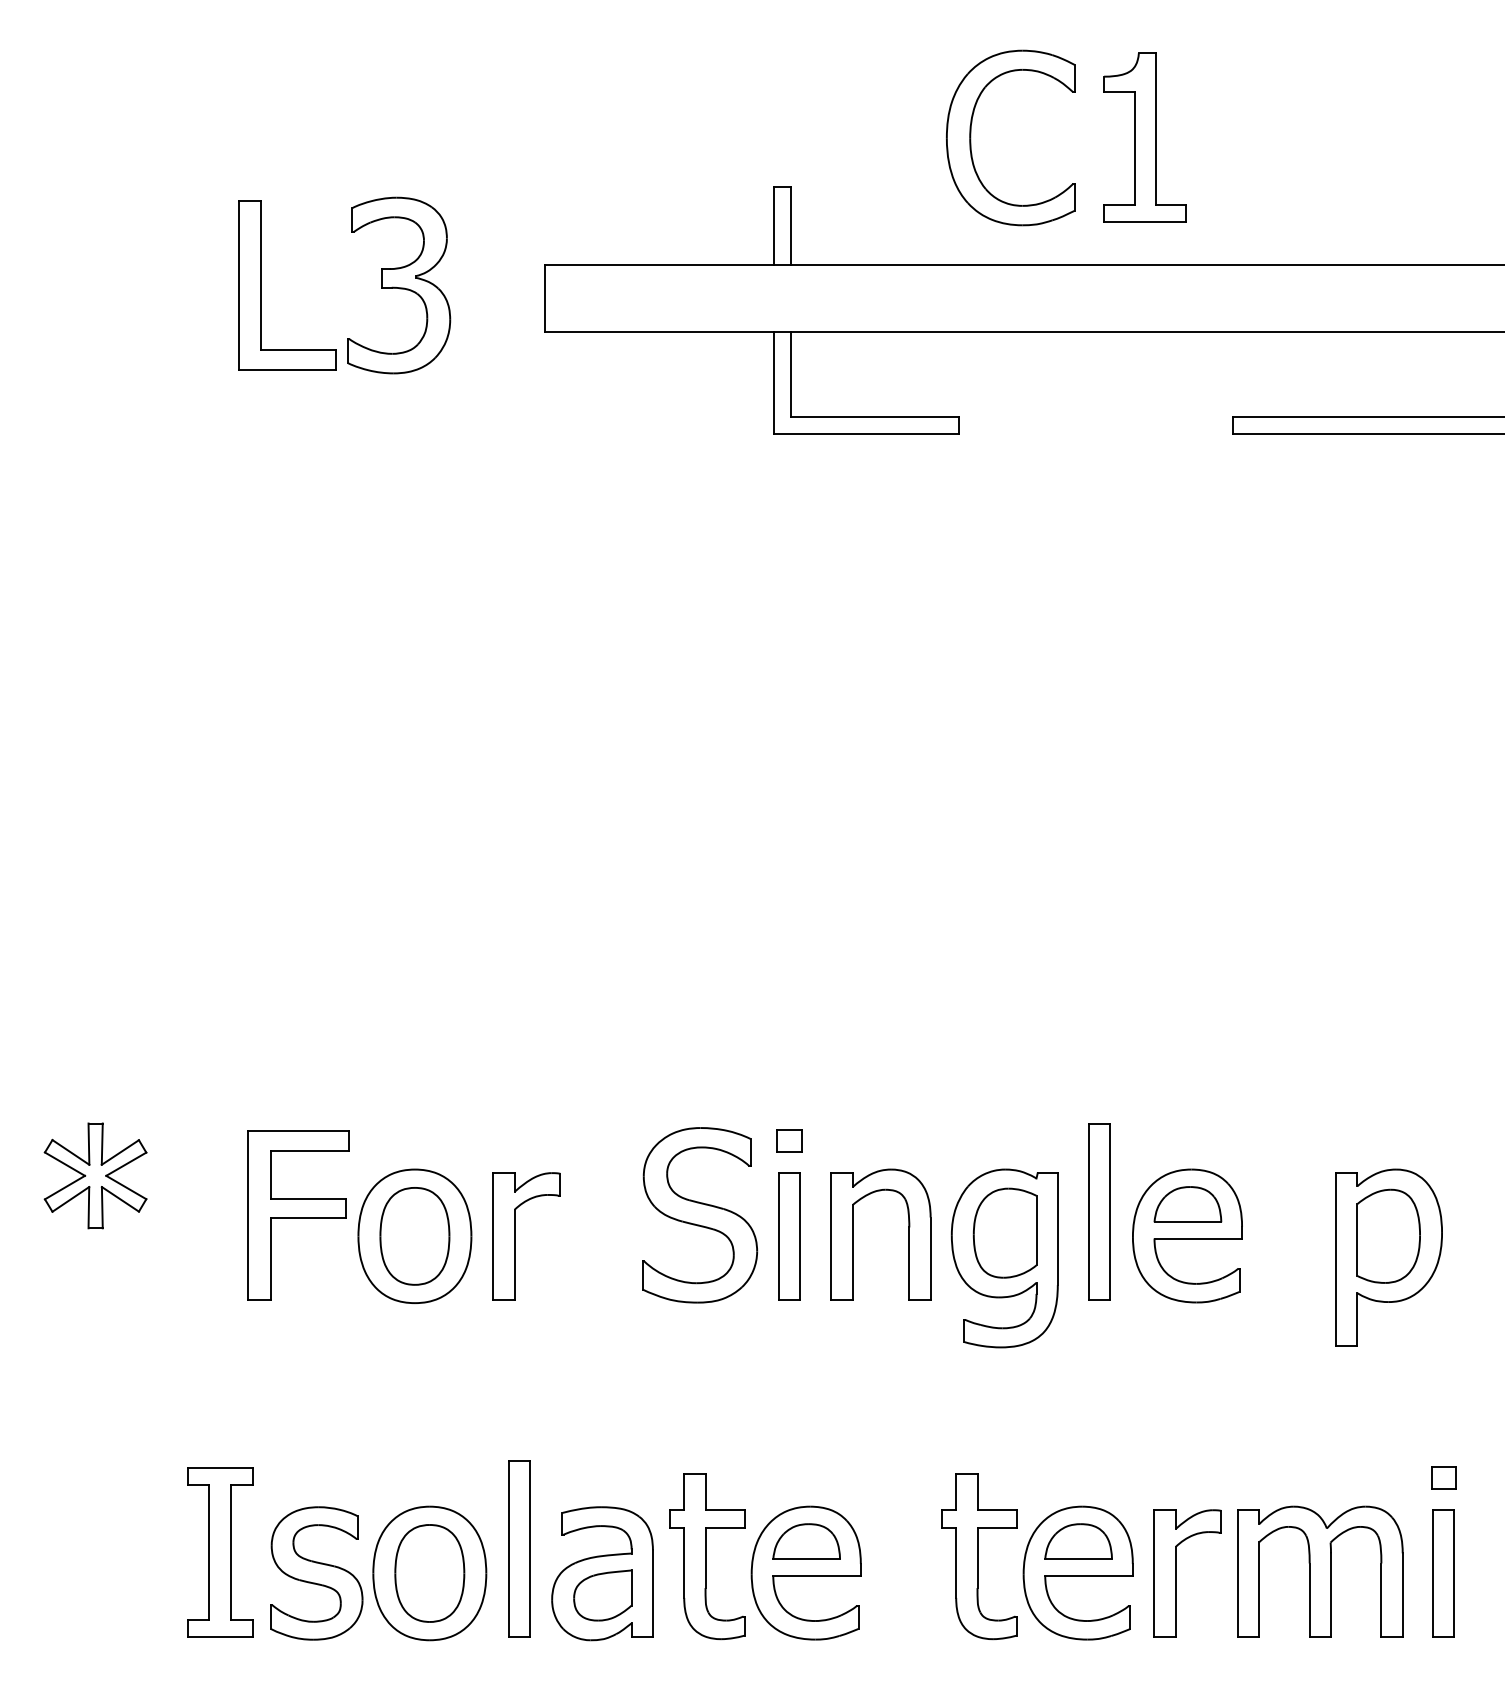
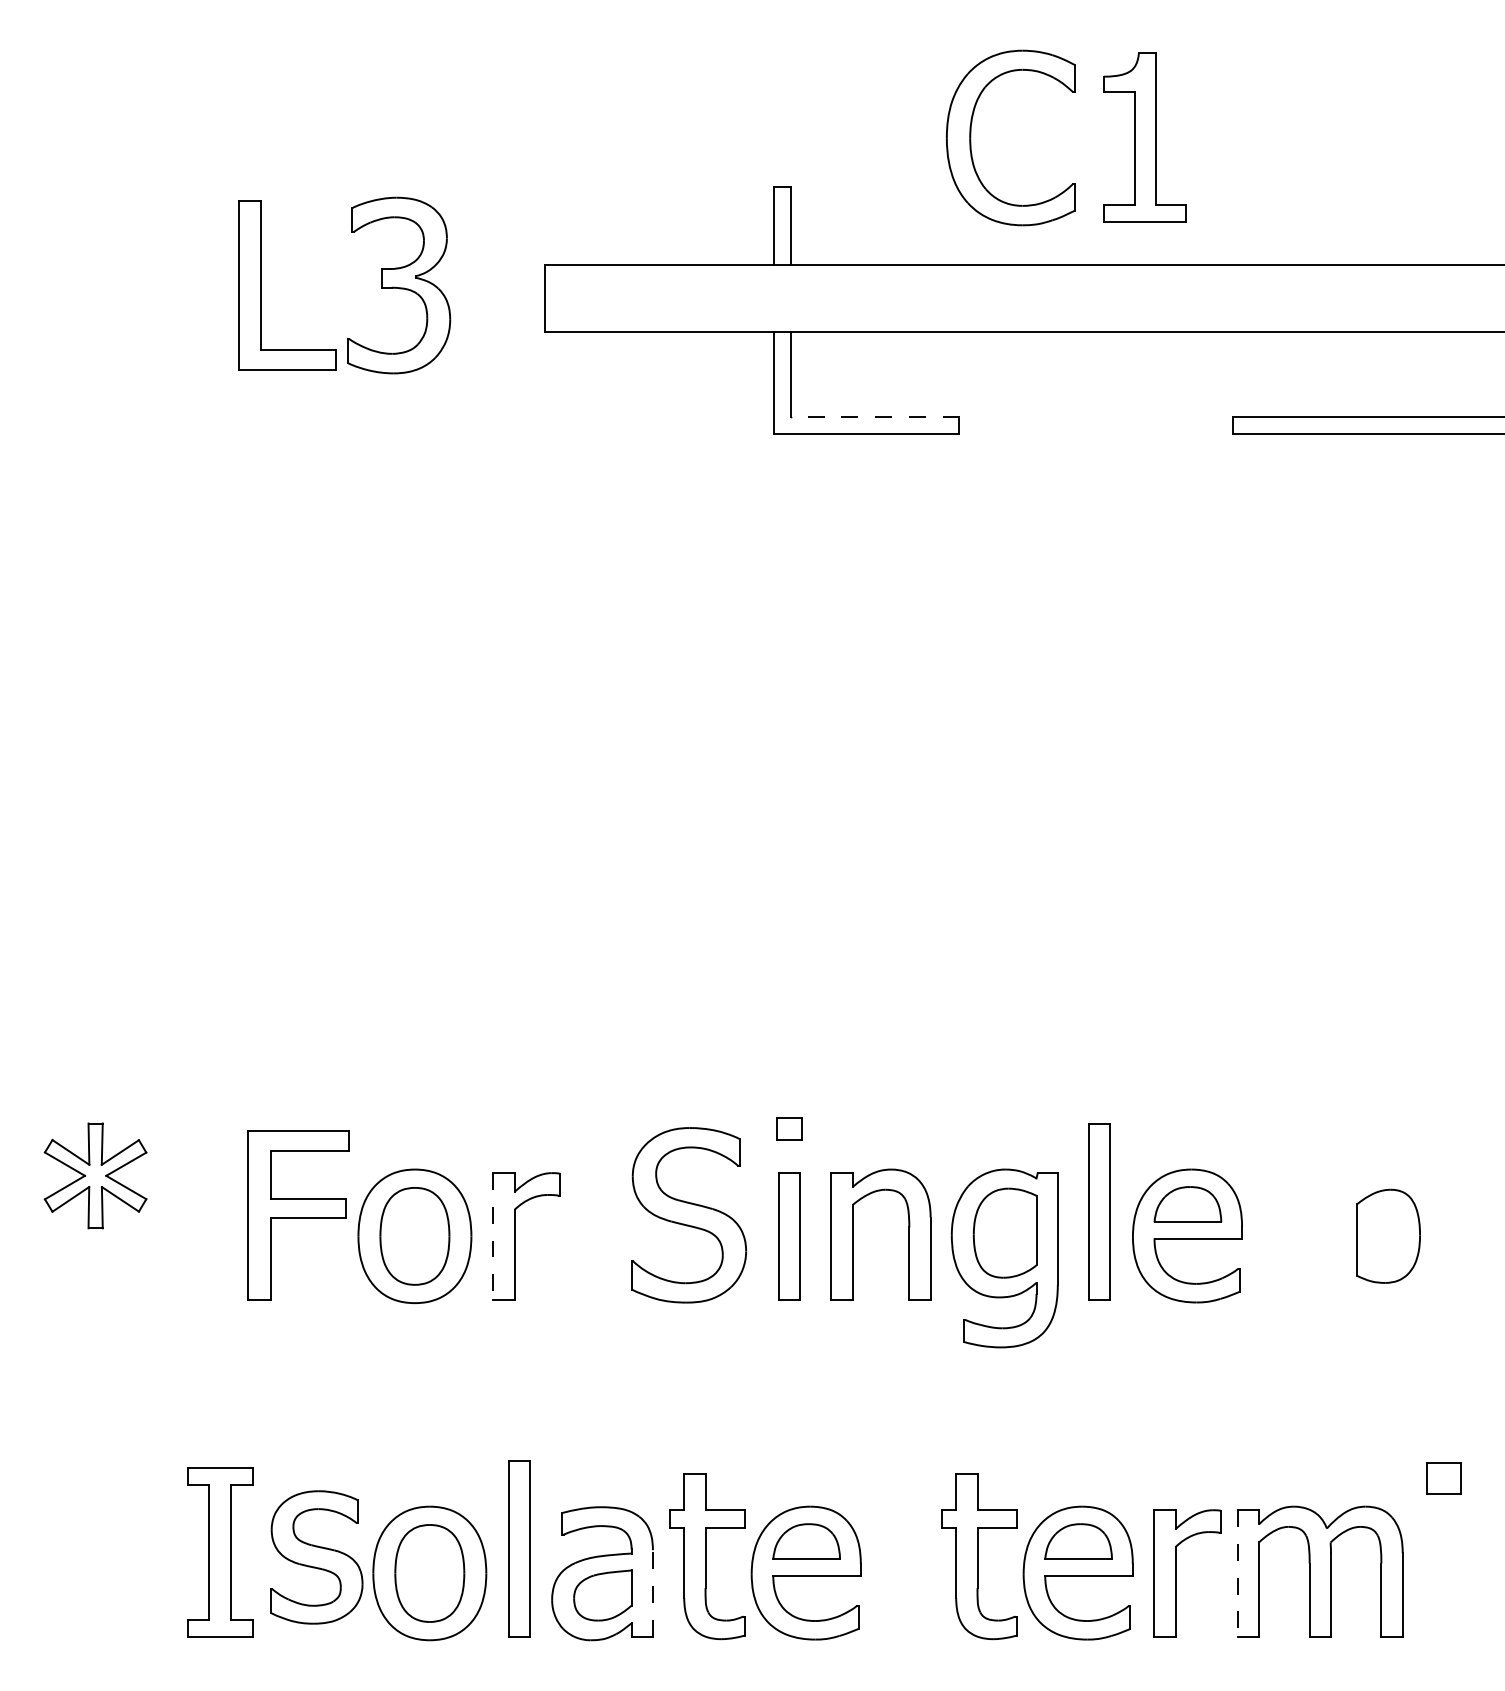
line: solid -> dashed (874, 417)
part position: (789, 1140) -> (789, 1128) (789, 1128)
part position: (700, 1215) -> (689, 1215) (689, 1215)
line: solid -> dashed (493, 1236)
part: present -> none (1388, 1257)
part size: 26x24 px -> 36x33 px (1443, 1478)
part position: (316, 1573) -> (316, 1557) (316, 1557)
line: solid -> dashed (1237, 1573)
part: present -> none (1443, 1573)
line: solid -> dashed (652, 1592)
